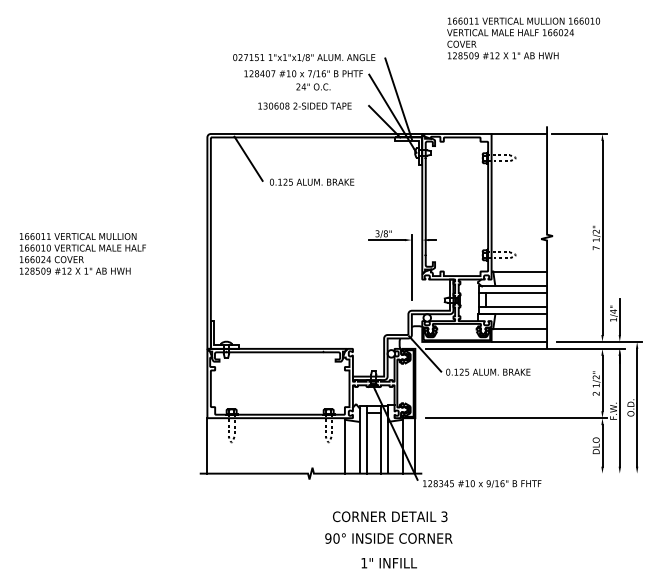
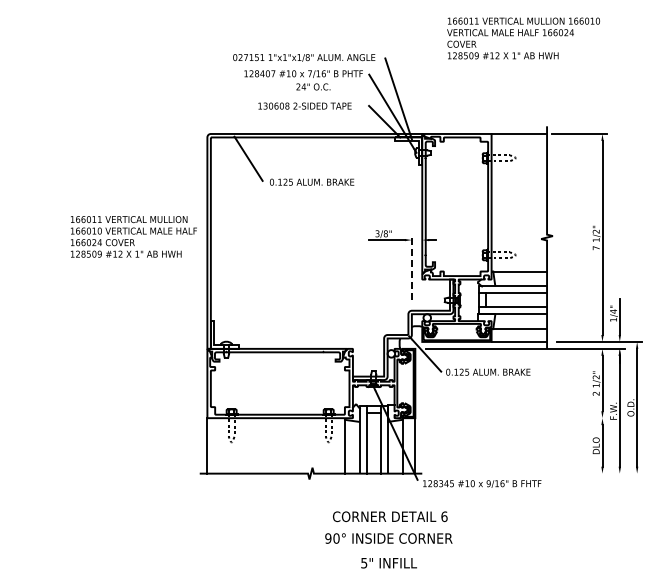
text position: (82, 253) -> (133, 236) (133, 236)
line: solid -> dashed (411, 267)
line: present -> none (516, 418)
text: 3 -> 6 (444, 516)
text: 1" -> 5" (364, 563)
